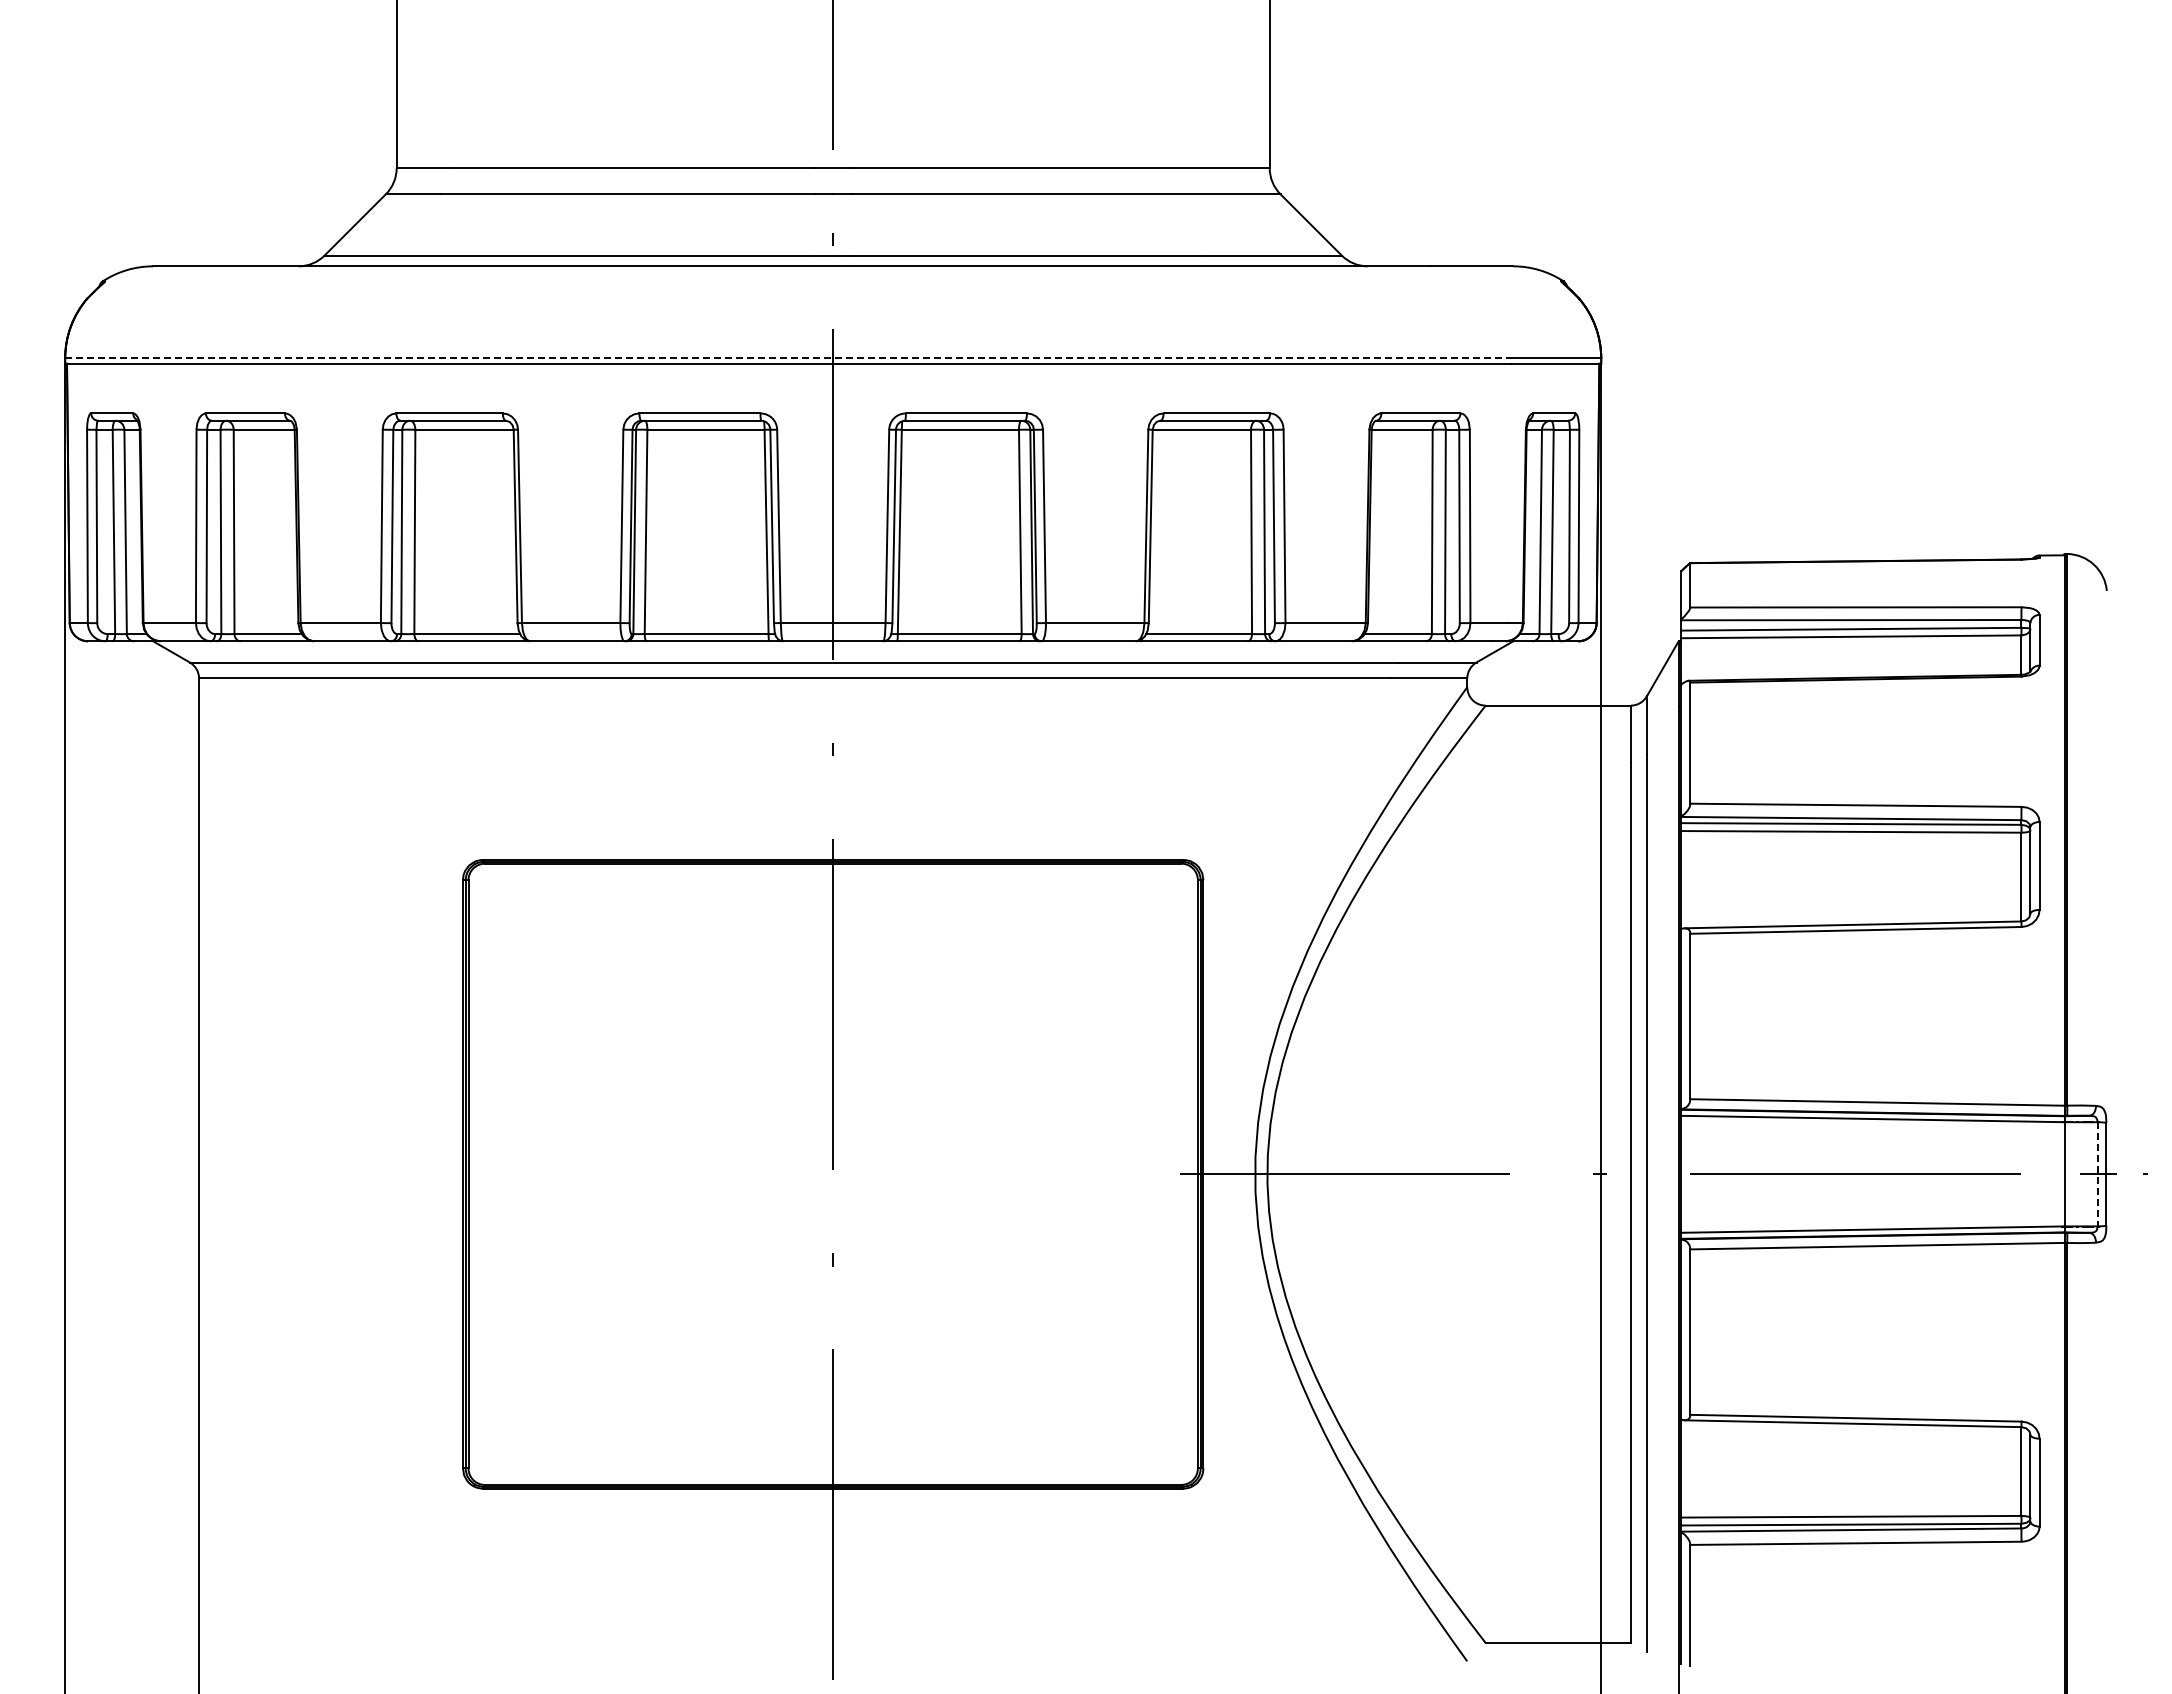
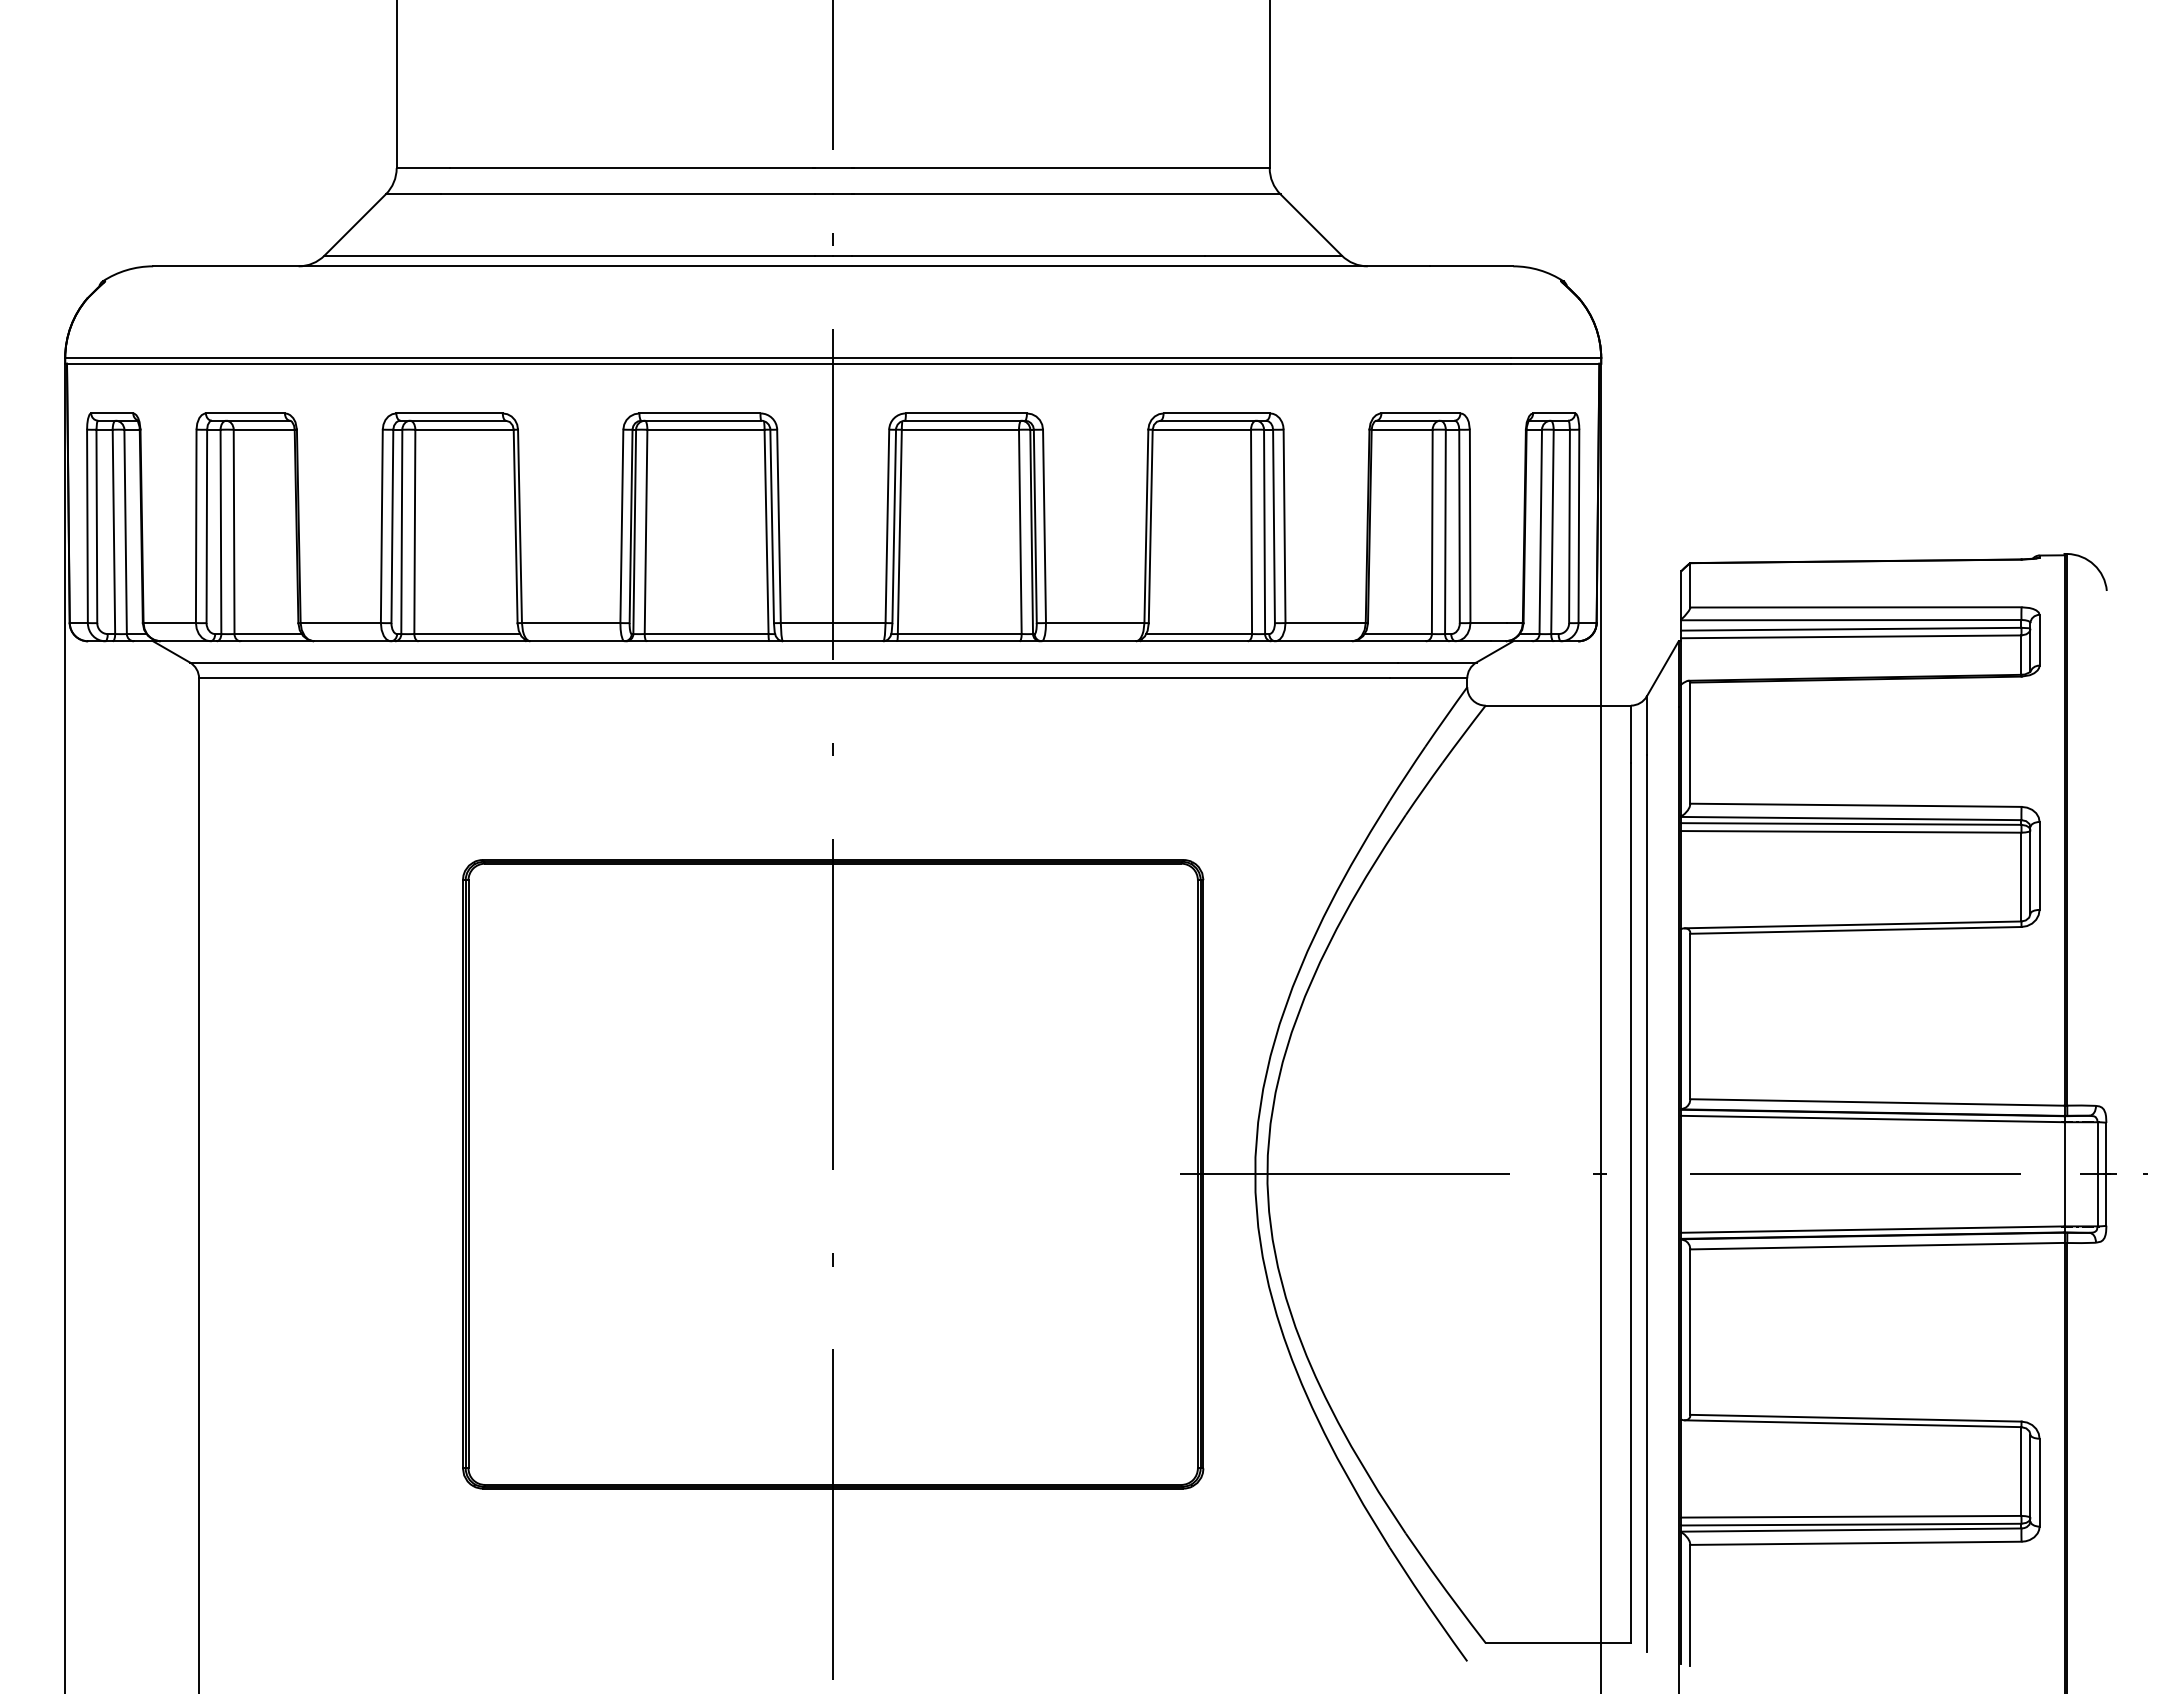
line: dashed -> solid (787, 358)
line: dashed -> solid (2097, 1174)
